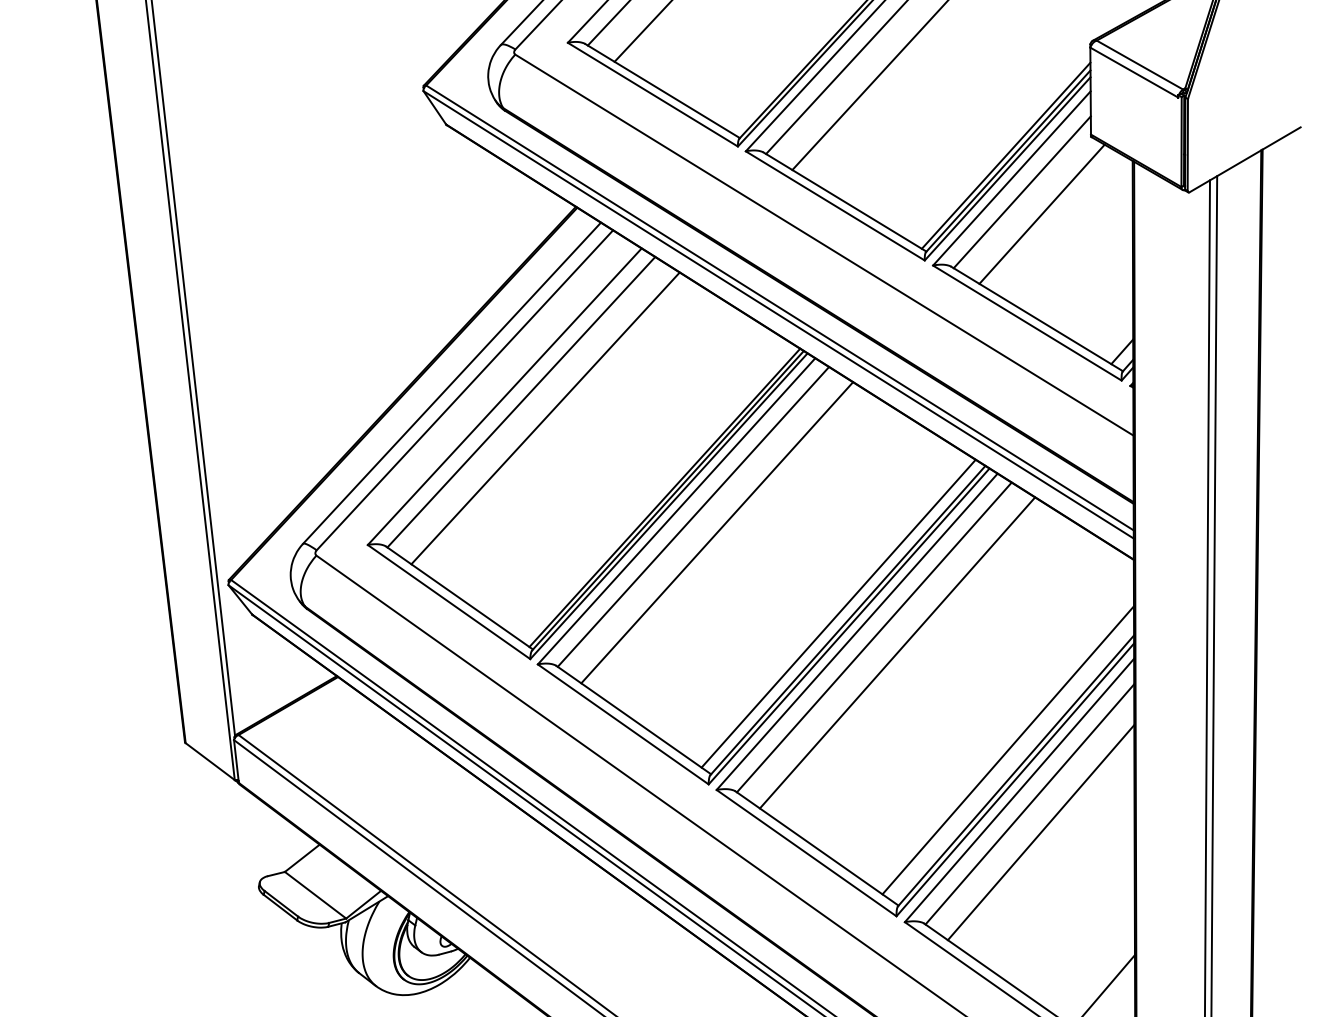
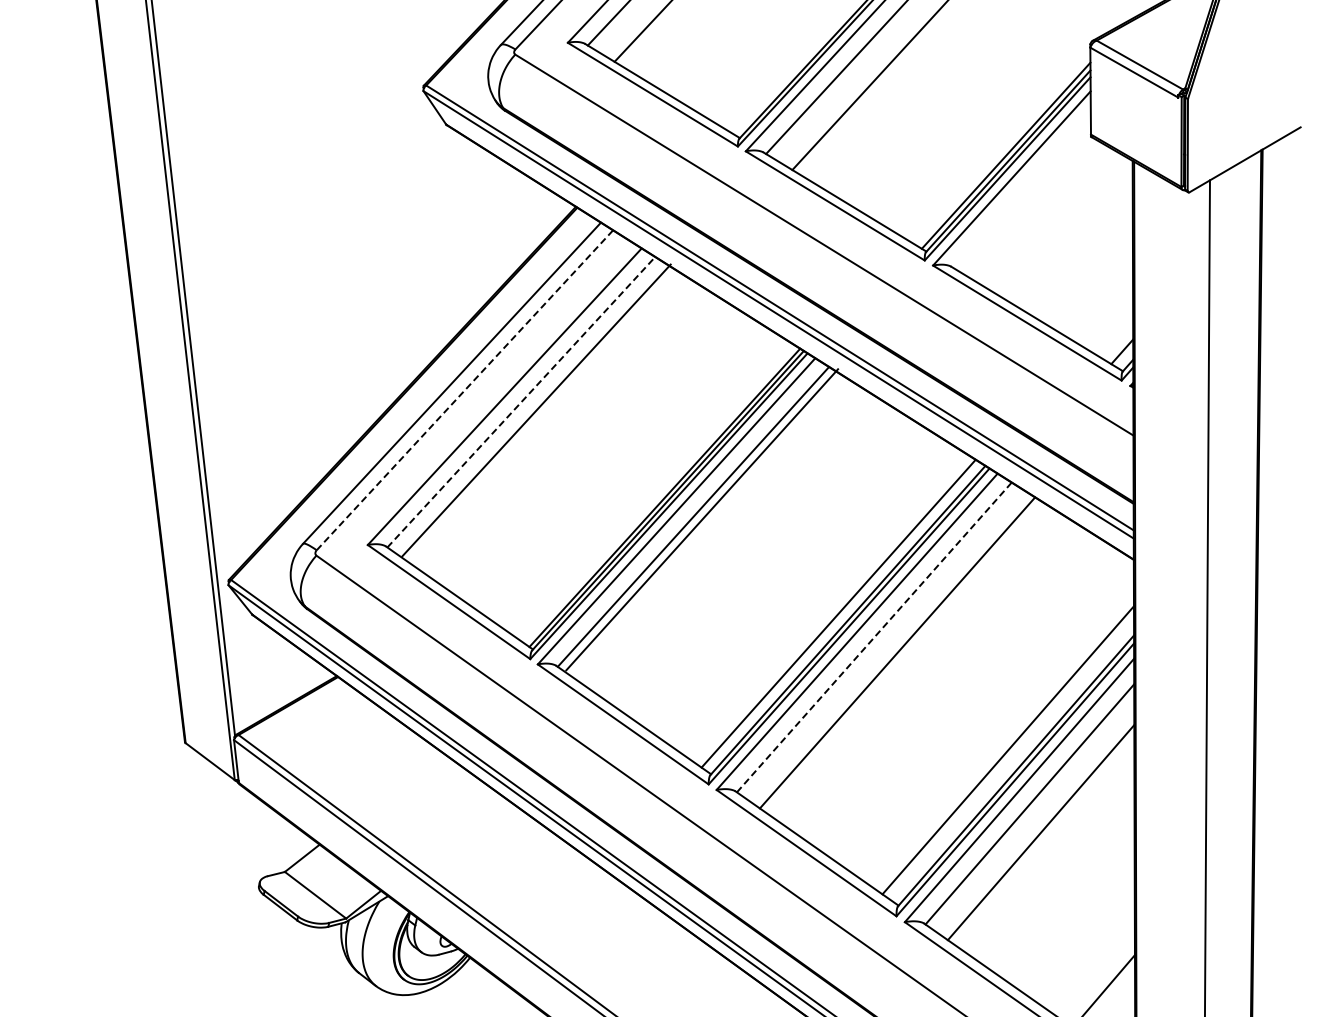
line: present -> none (1021, 192)
line: present -> none (1041, 213)
line: solid -> dashed (465, 389)
line: solid -> dashed (521, 402)
line position: (545, 418) -> (536, 410) (536, 410)
line position: (717, 532) -> (702, 519) (702, 519)
line: present -> none (1214, 594)
line: solid -> dashed (874, 637)
